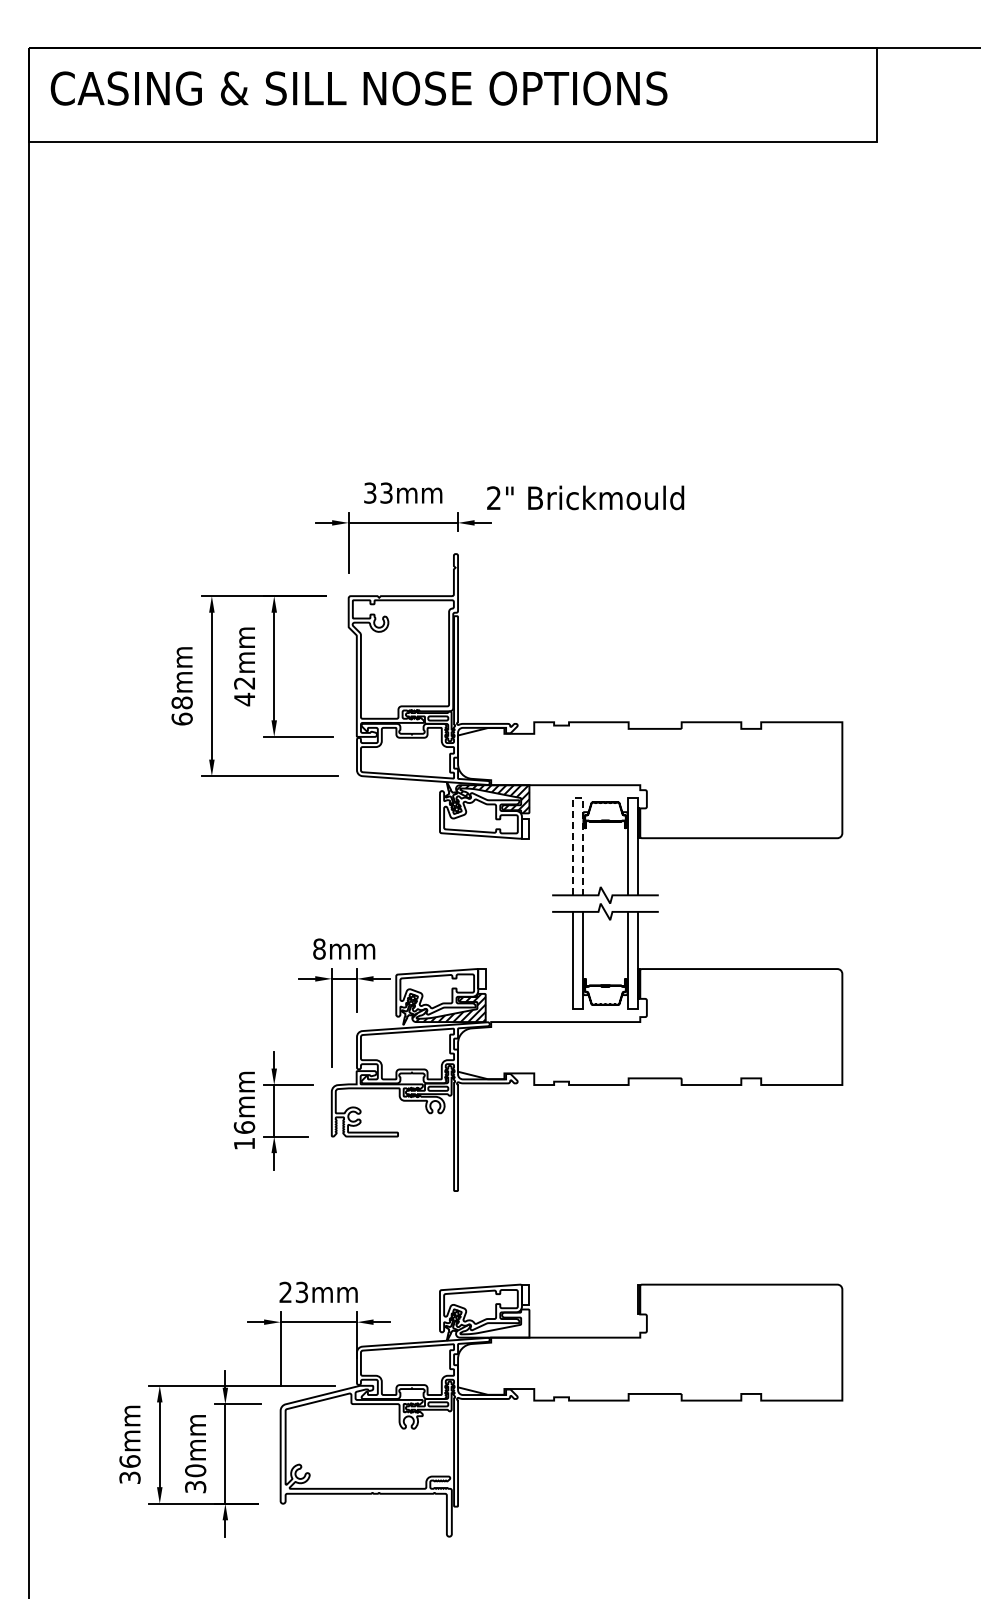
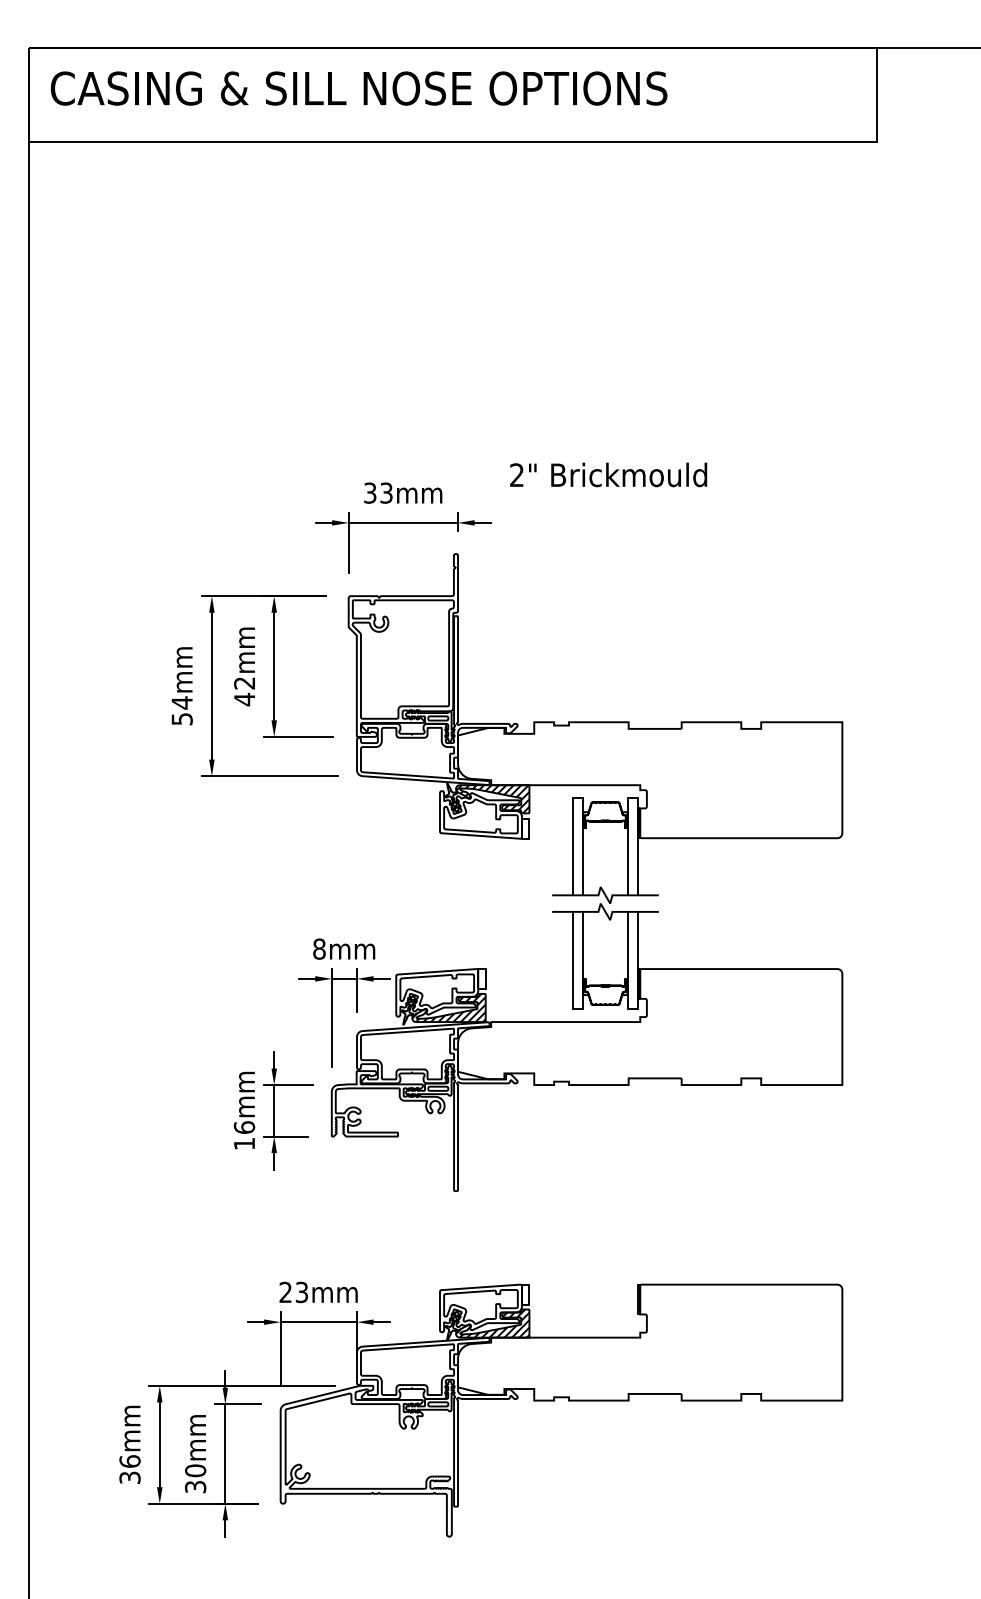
text position: (585, 497) -> (608, 474) (608, 474)
text: 68mm -> 54mm (181, 710)
line: dashed -> solid (578, 798)
hatch: none -> present (492, 1323)
